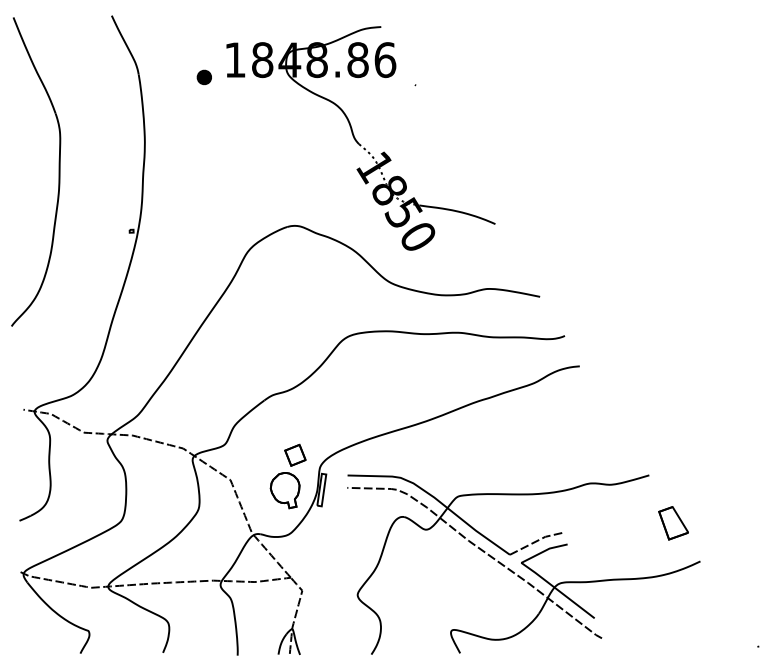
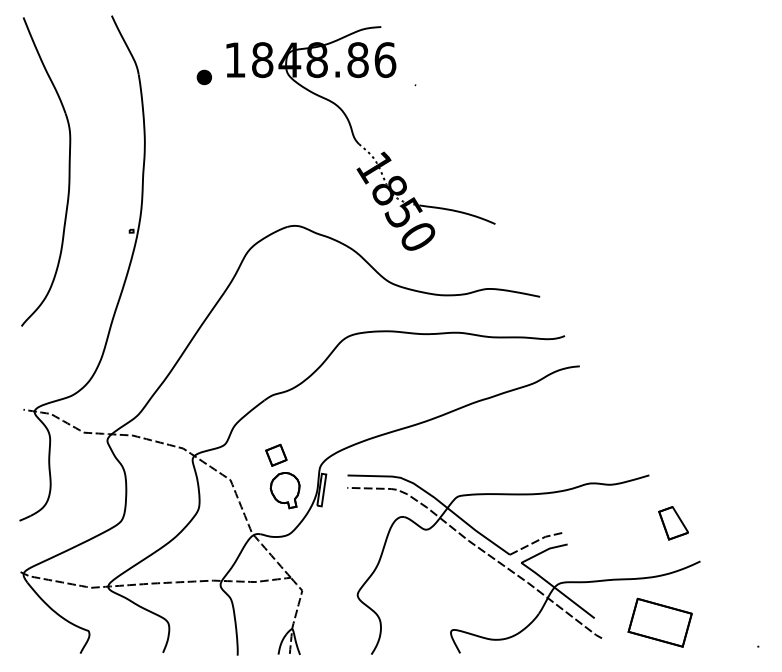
part position: (58, 171) -> (68, 171) (68, 171)
part position: (295, 454) -> (276, 454) (276, 454)
part: none -> present (659, 622)
